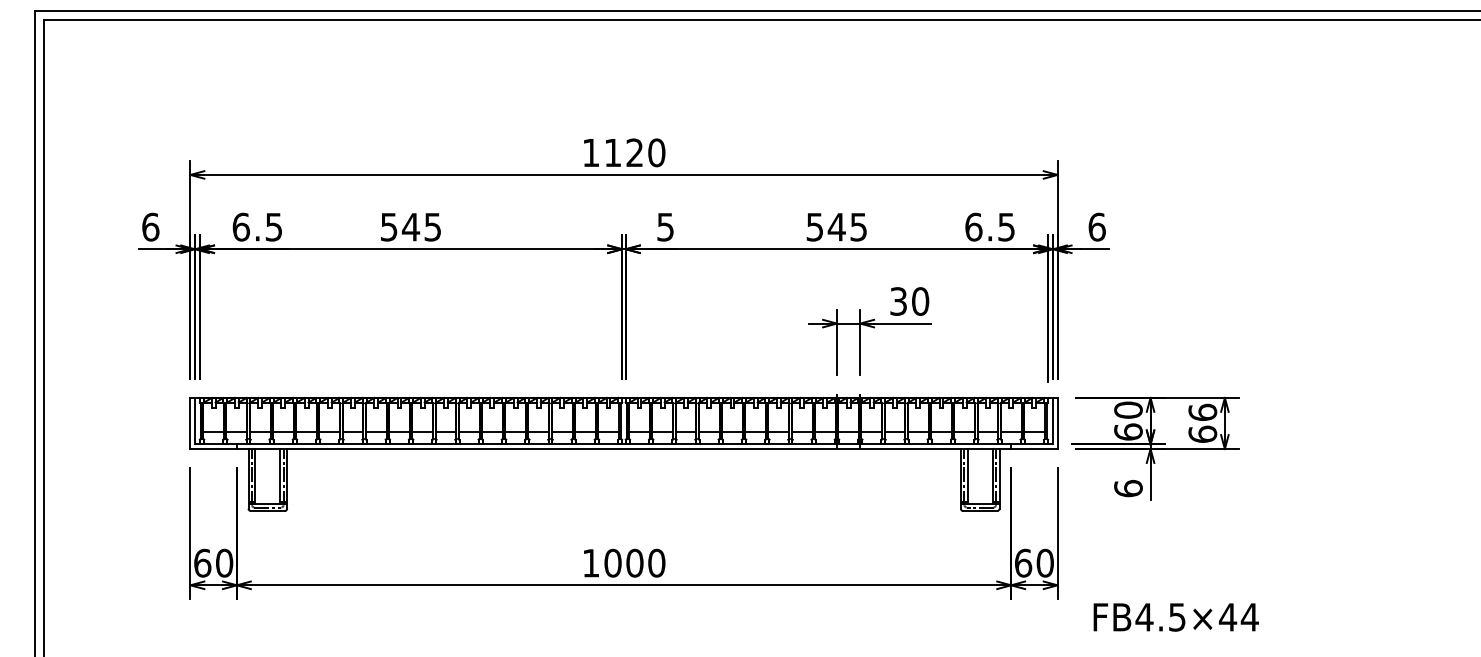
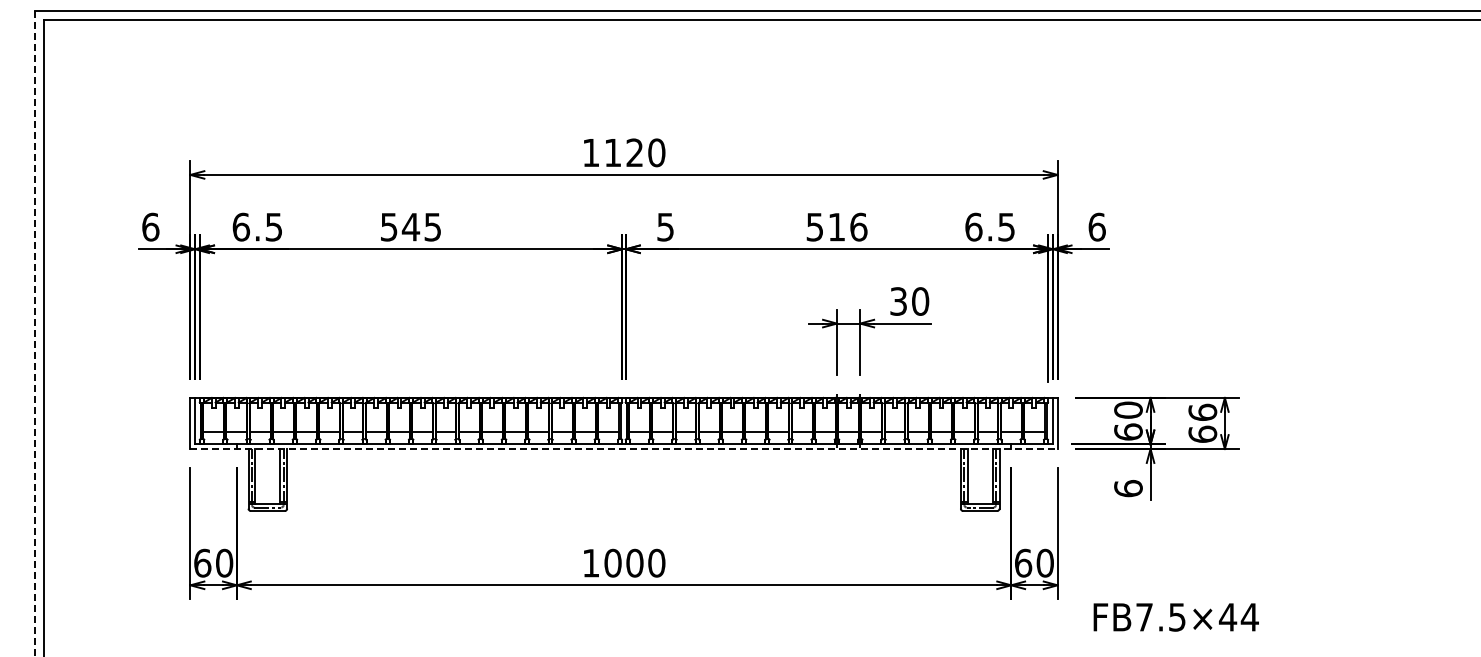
text: 545 -> 516 (847, 226)
line: solid -> dashed (35, 333)
line: solid -> dashed (624, 449)
text: FB4.5×44 -> FB7.5×44 (1144, 617)
